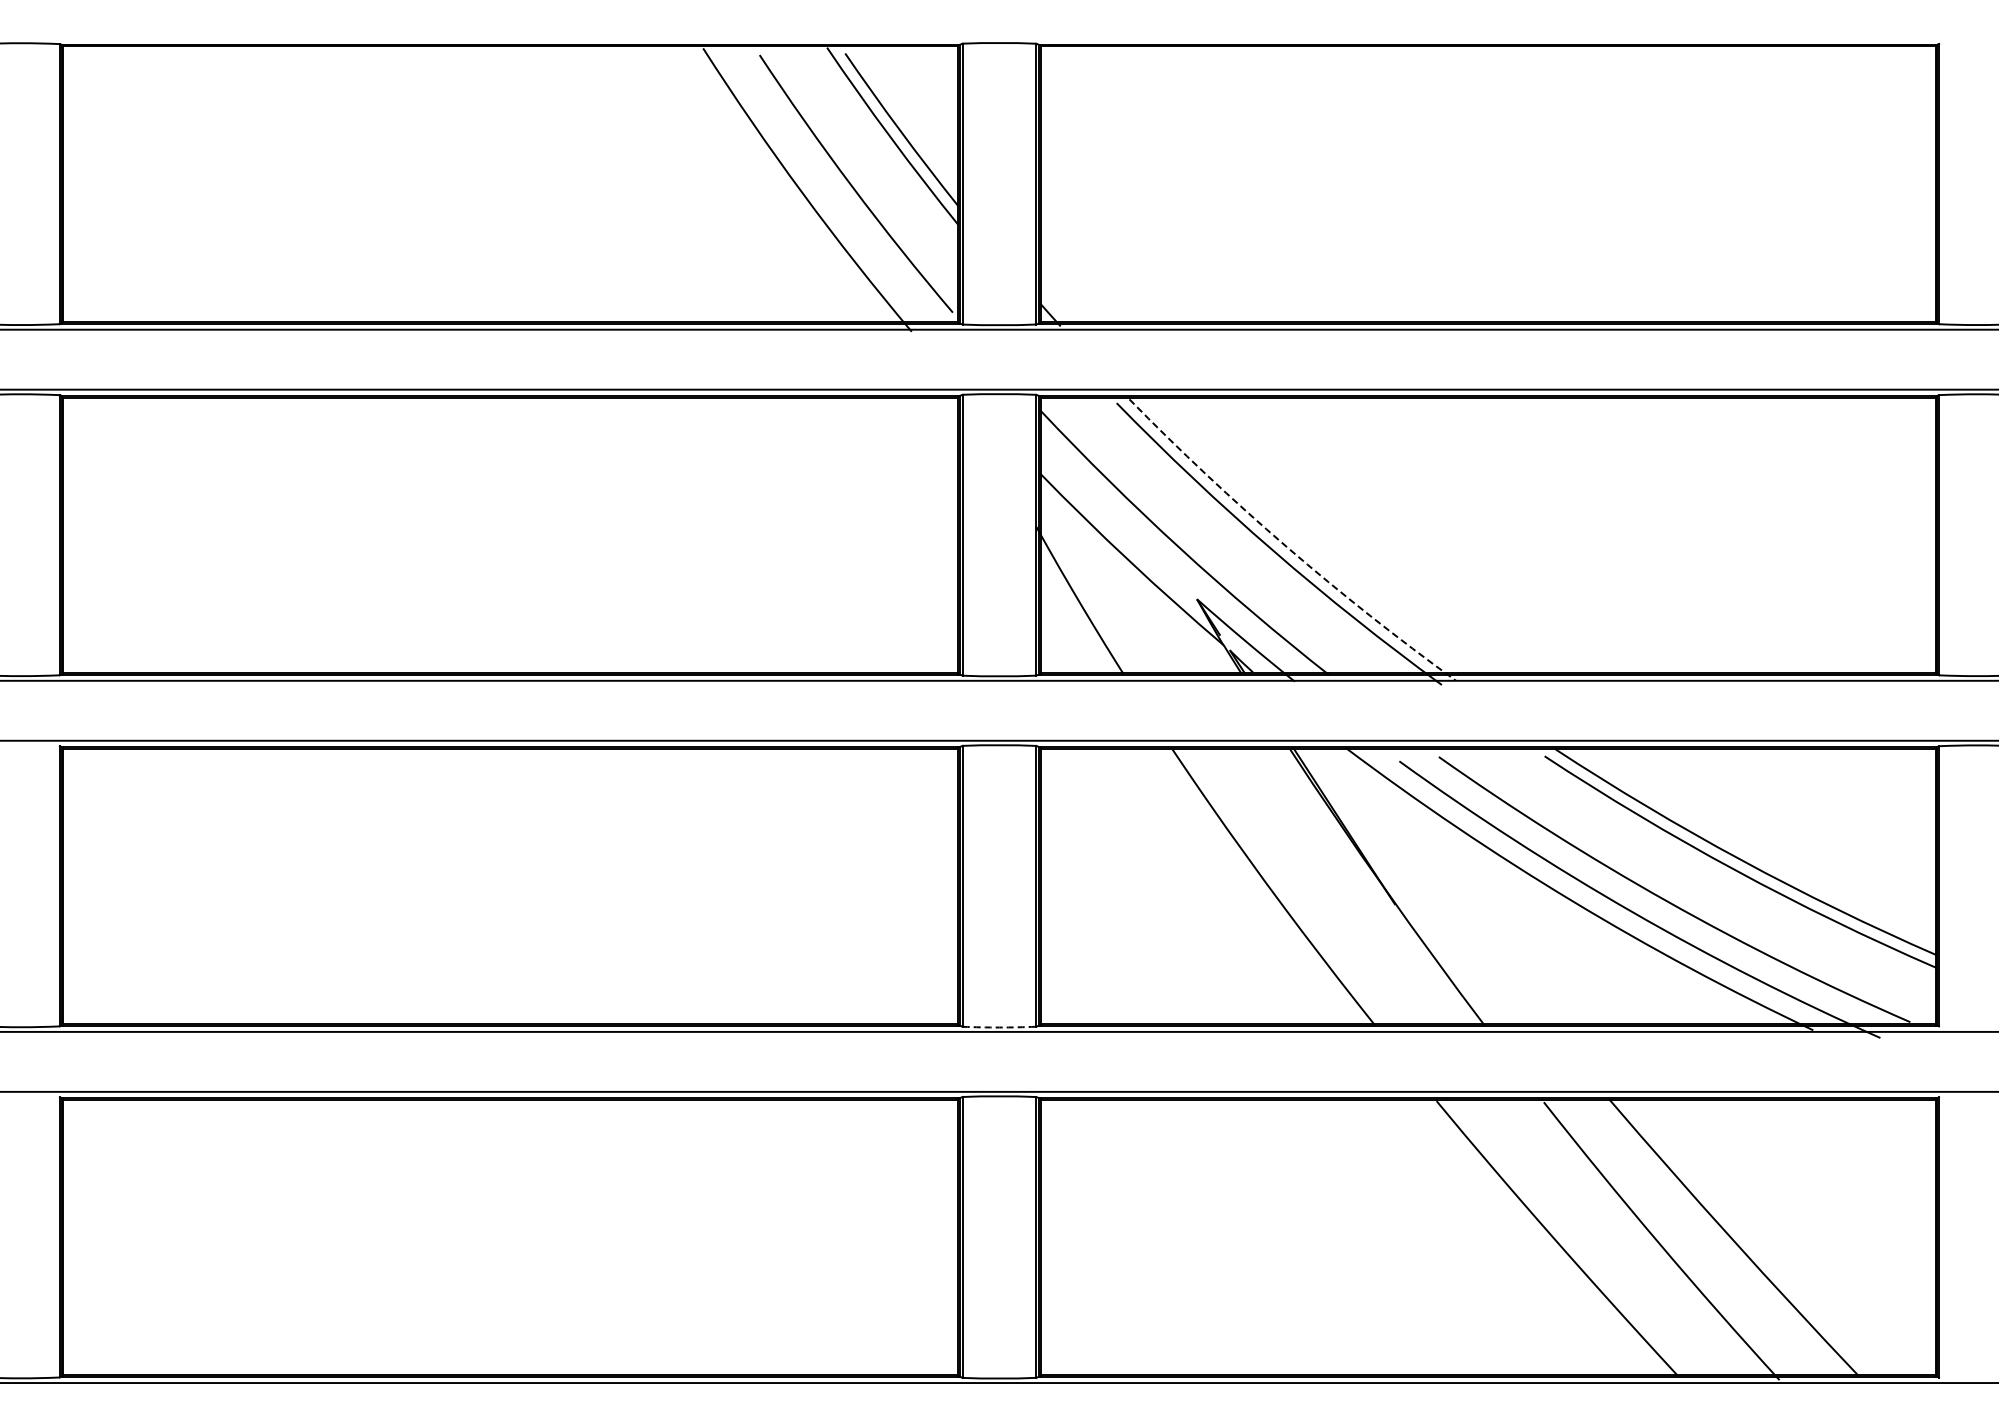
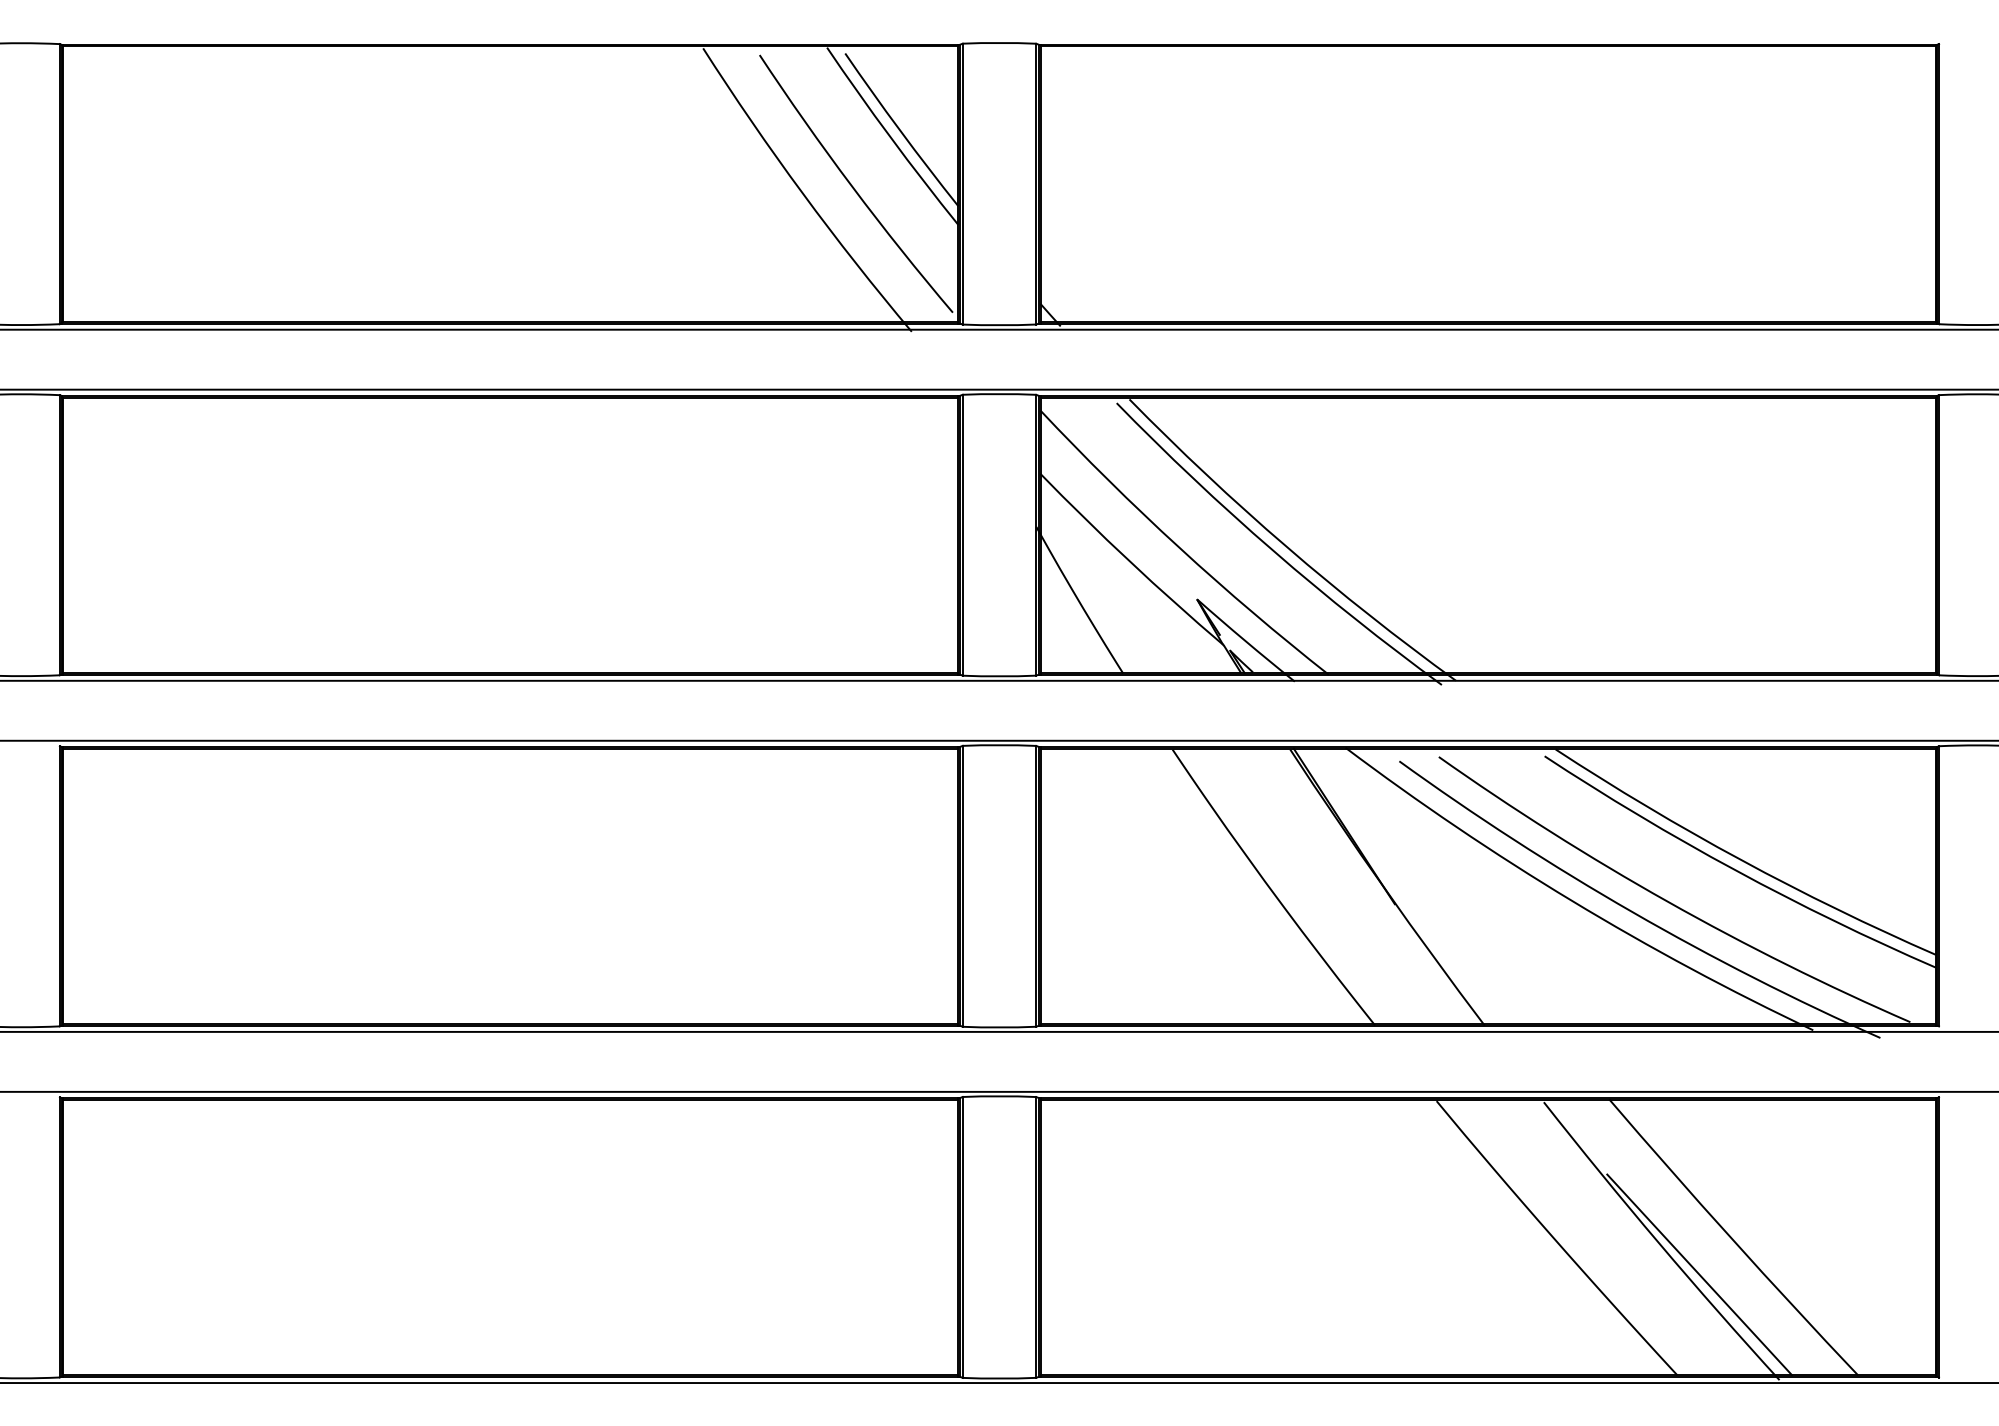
arc: dashed -> solid (1286, 546)
arc: dashed -> solid (999, 1027)
line: none -> present (1699, 1274)
